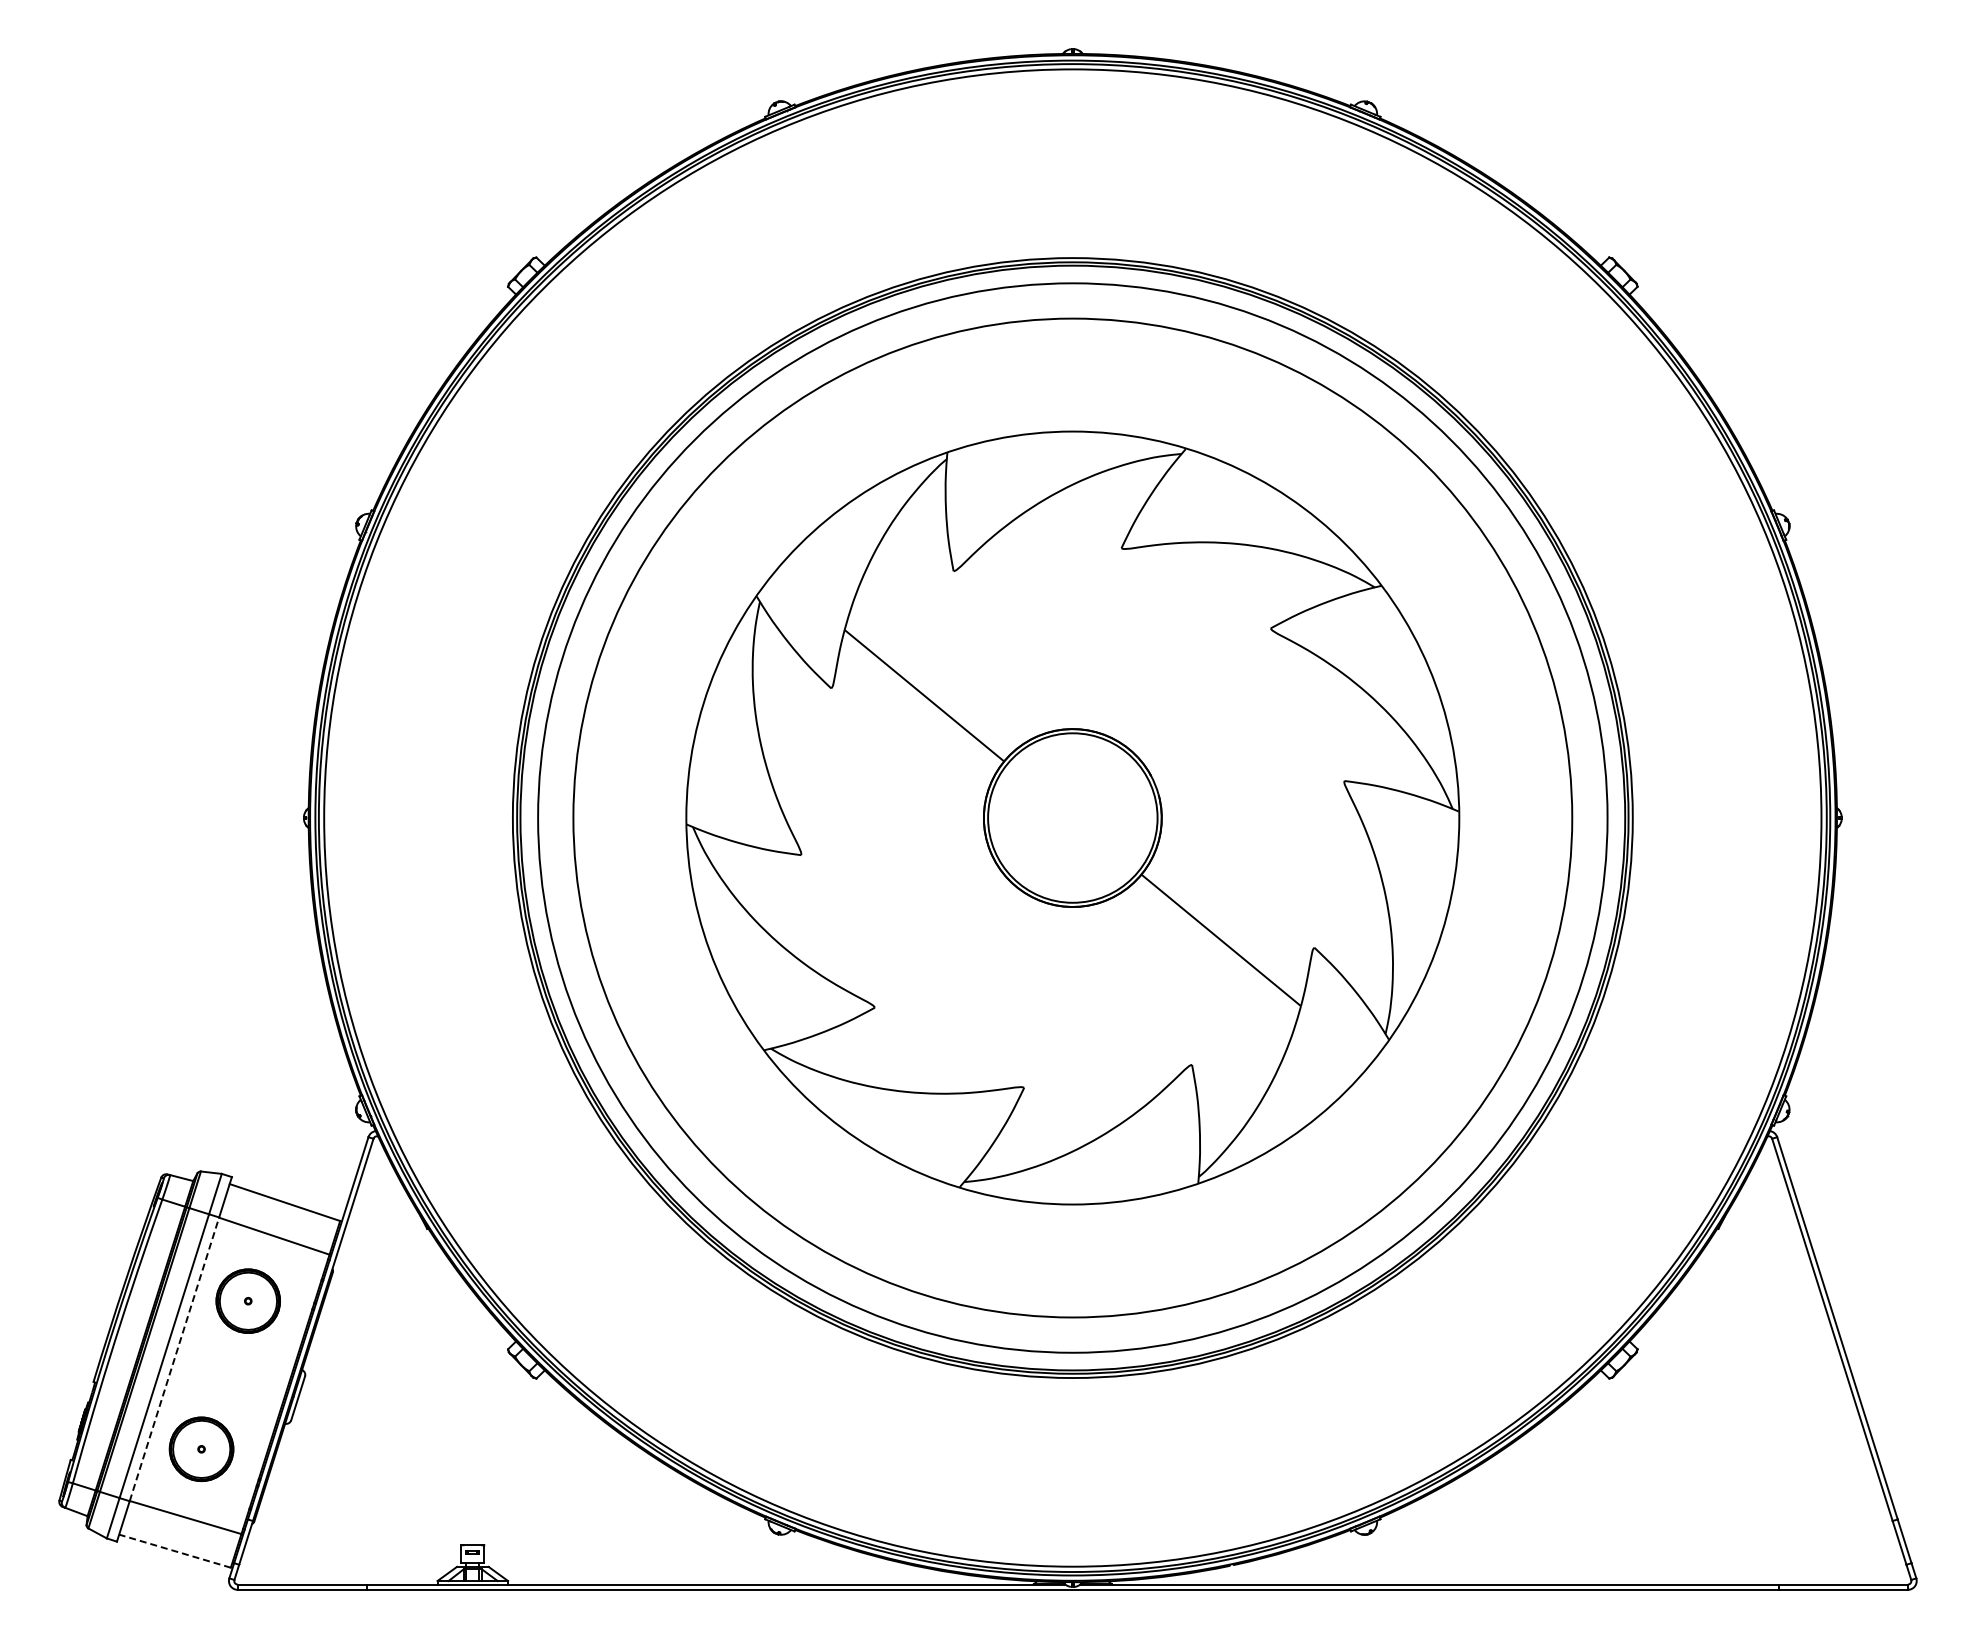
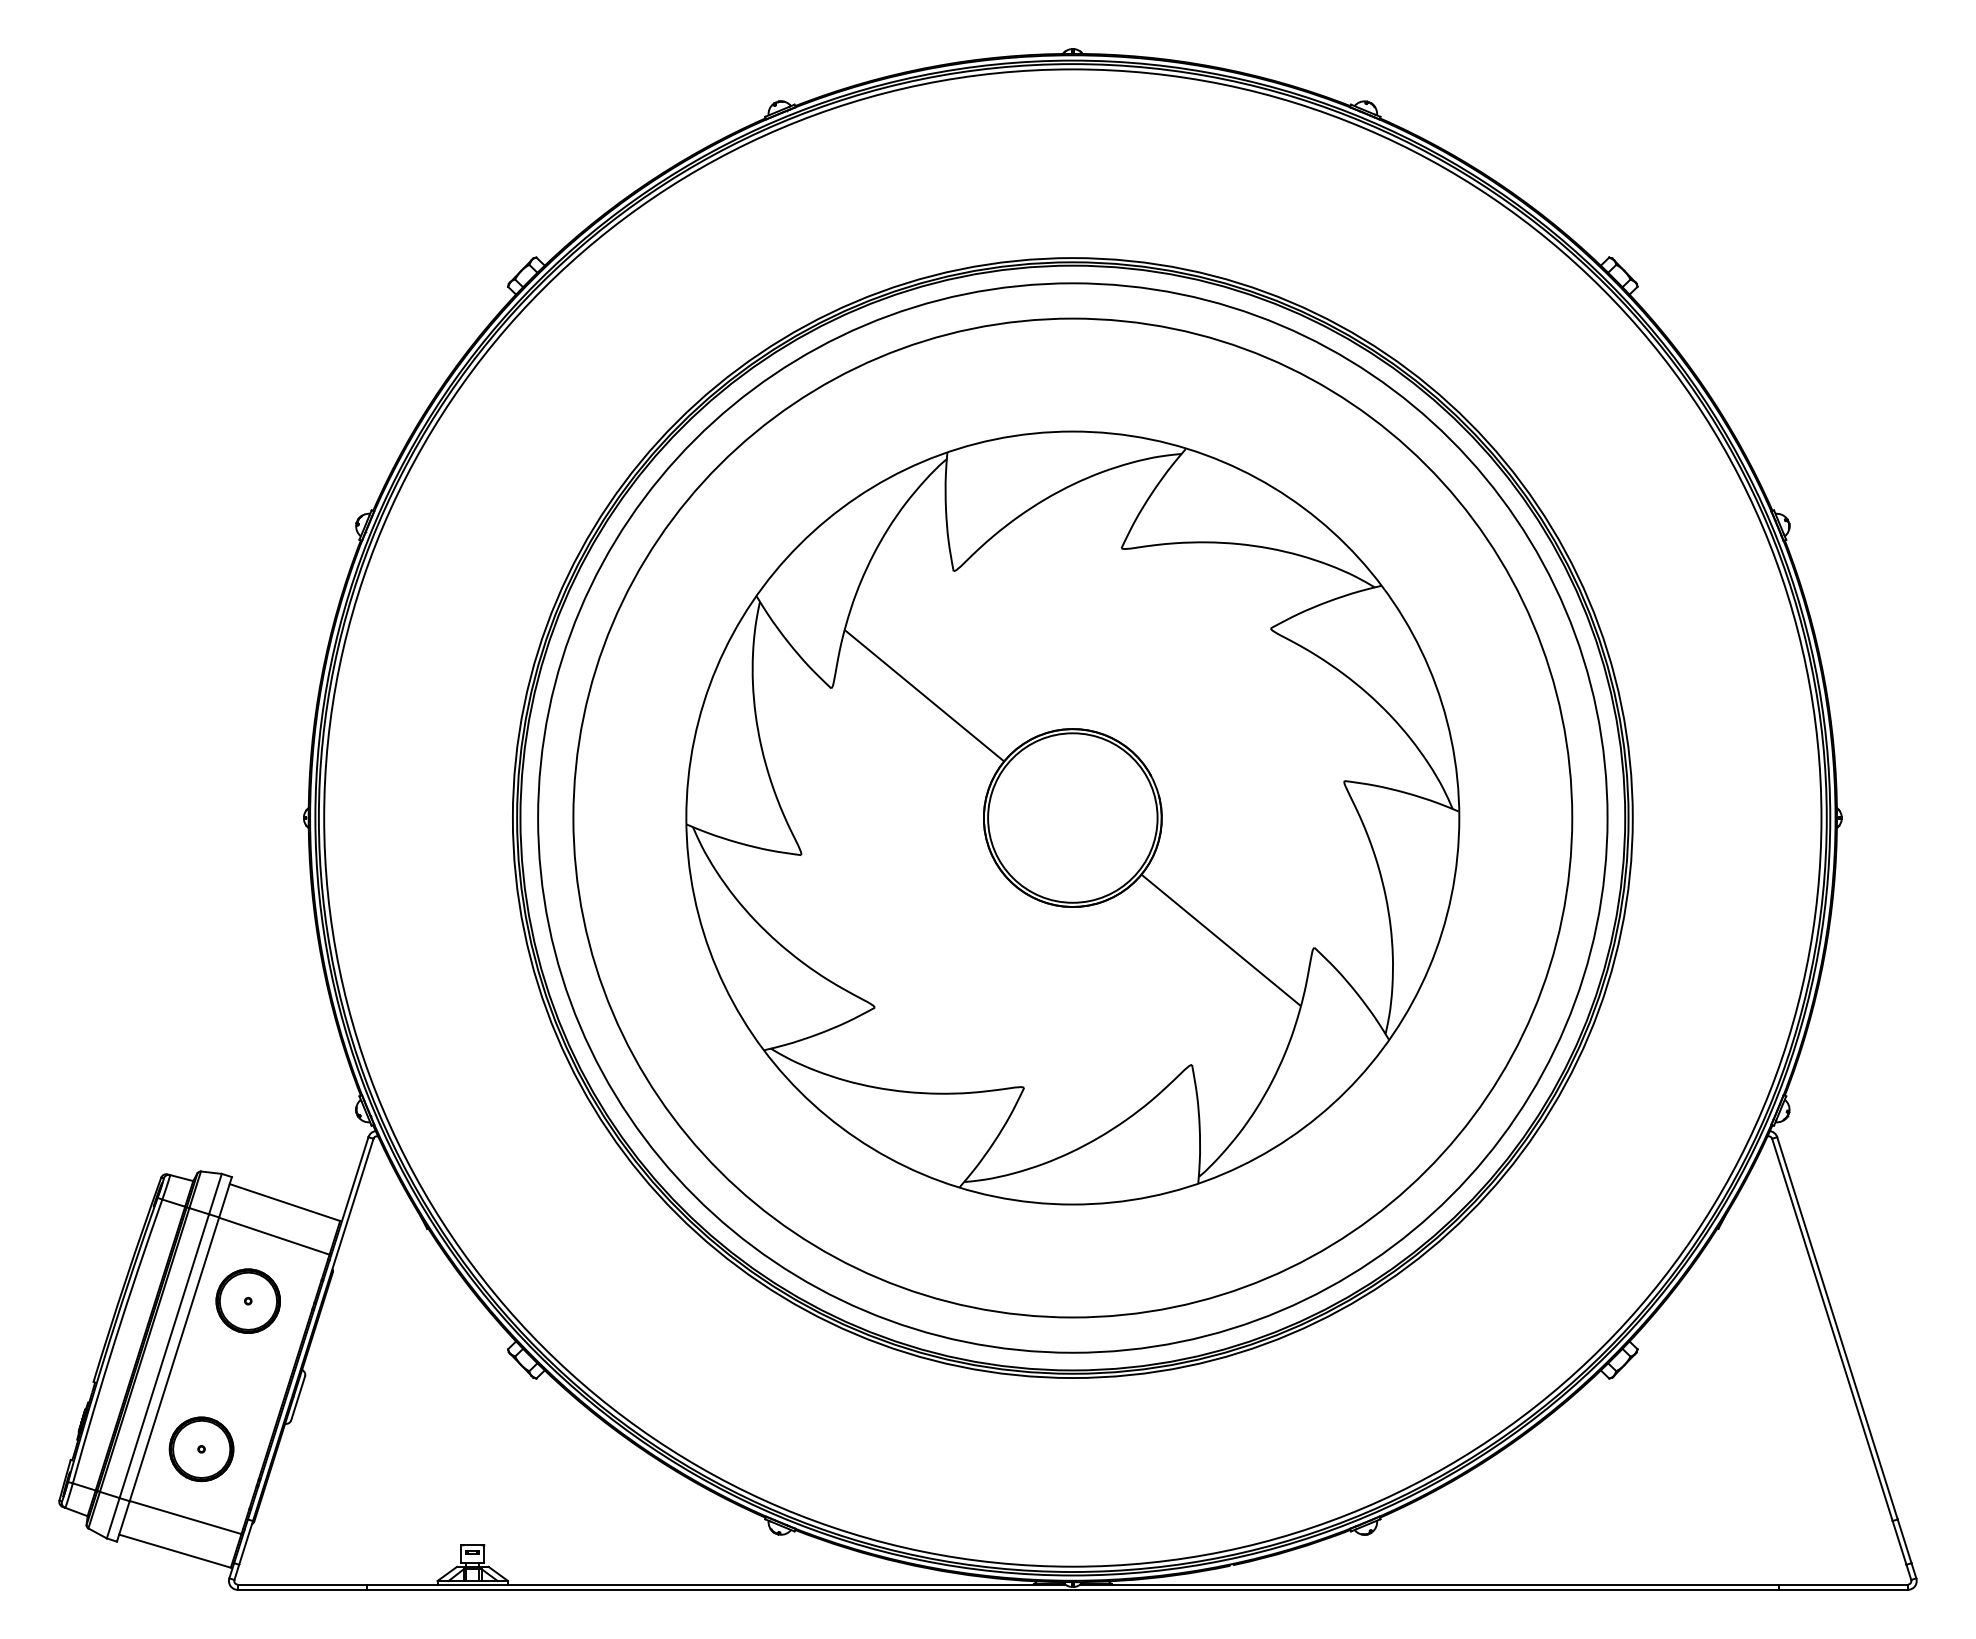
line: dashed -> solid (174, 1359)
line: dashed -> solid (174, 1551)
